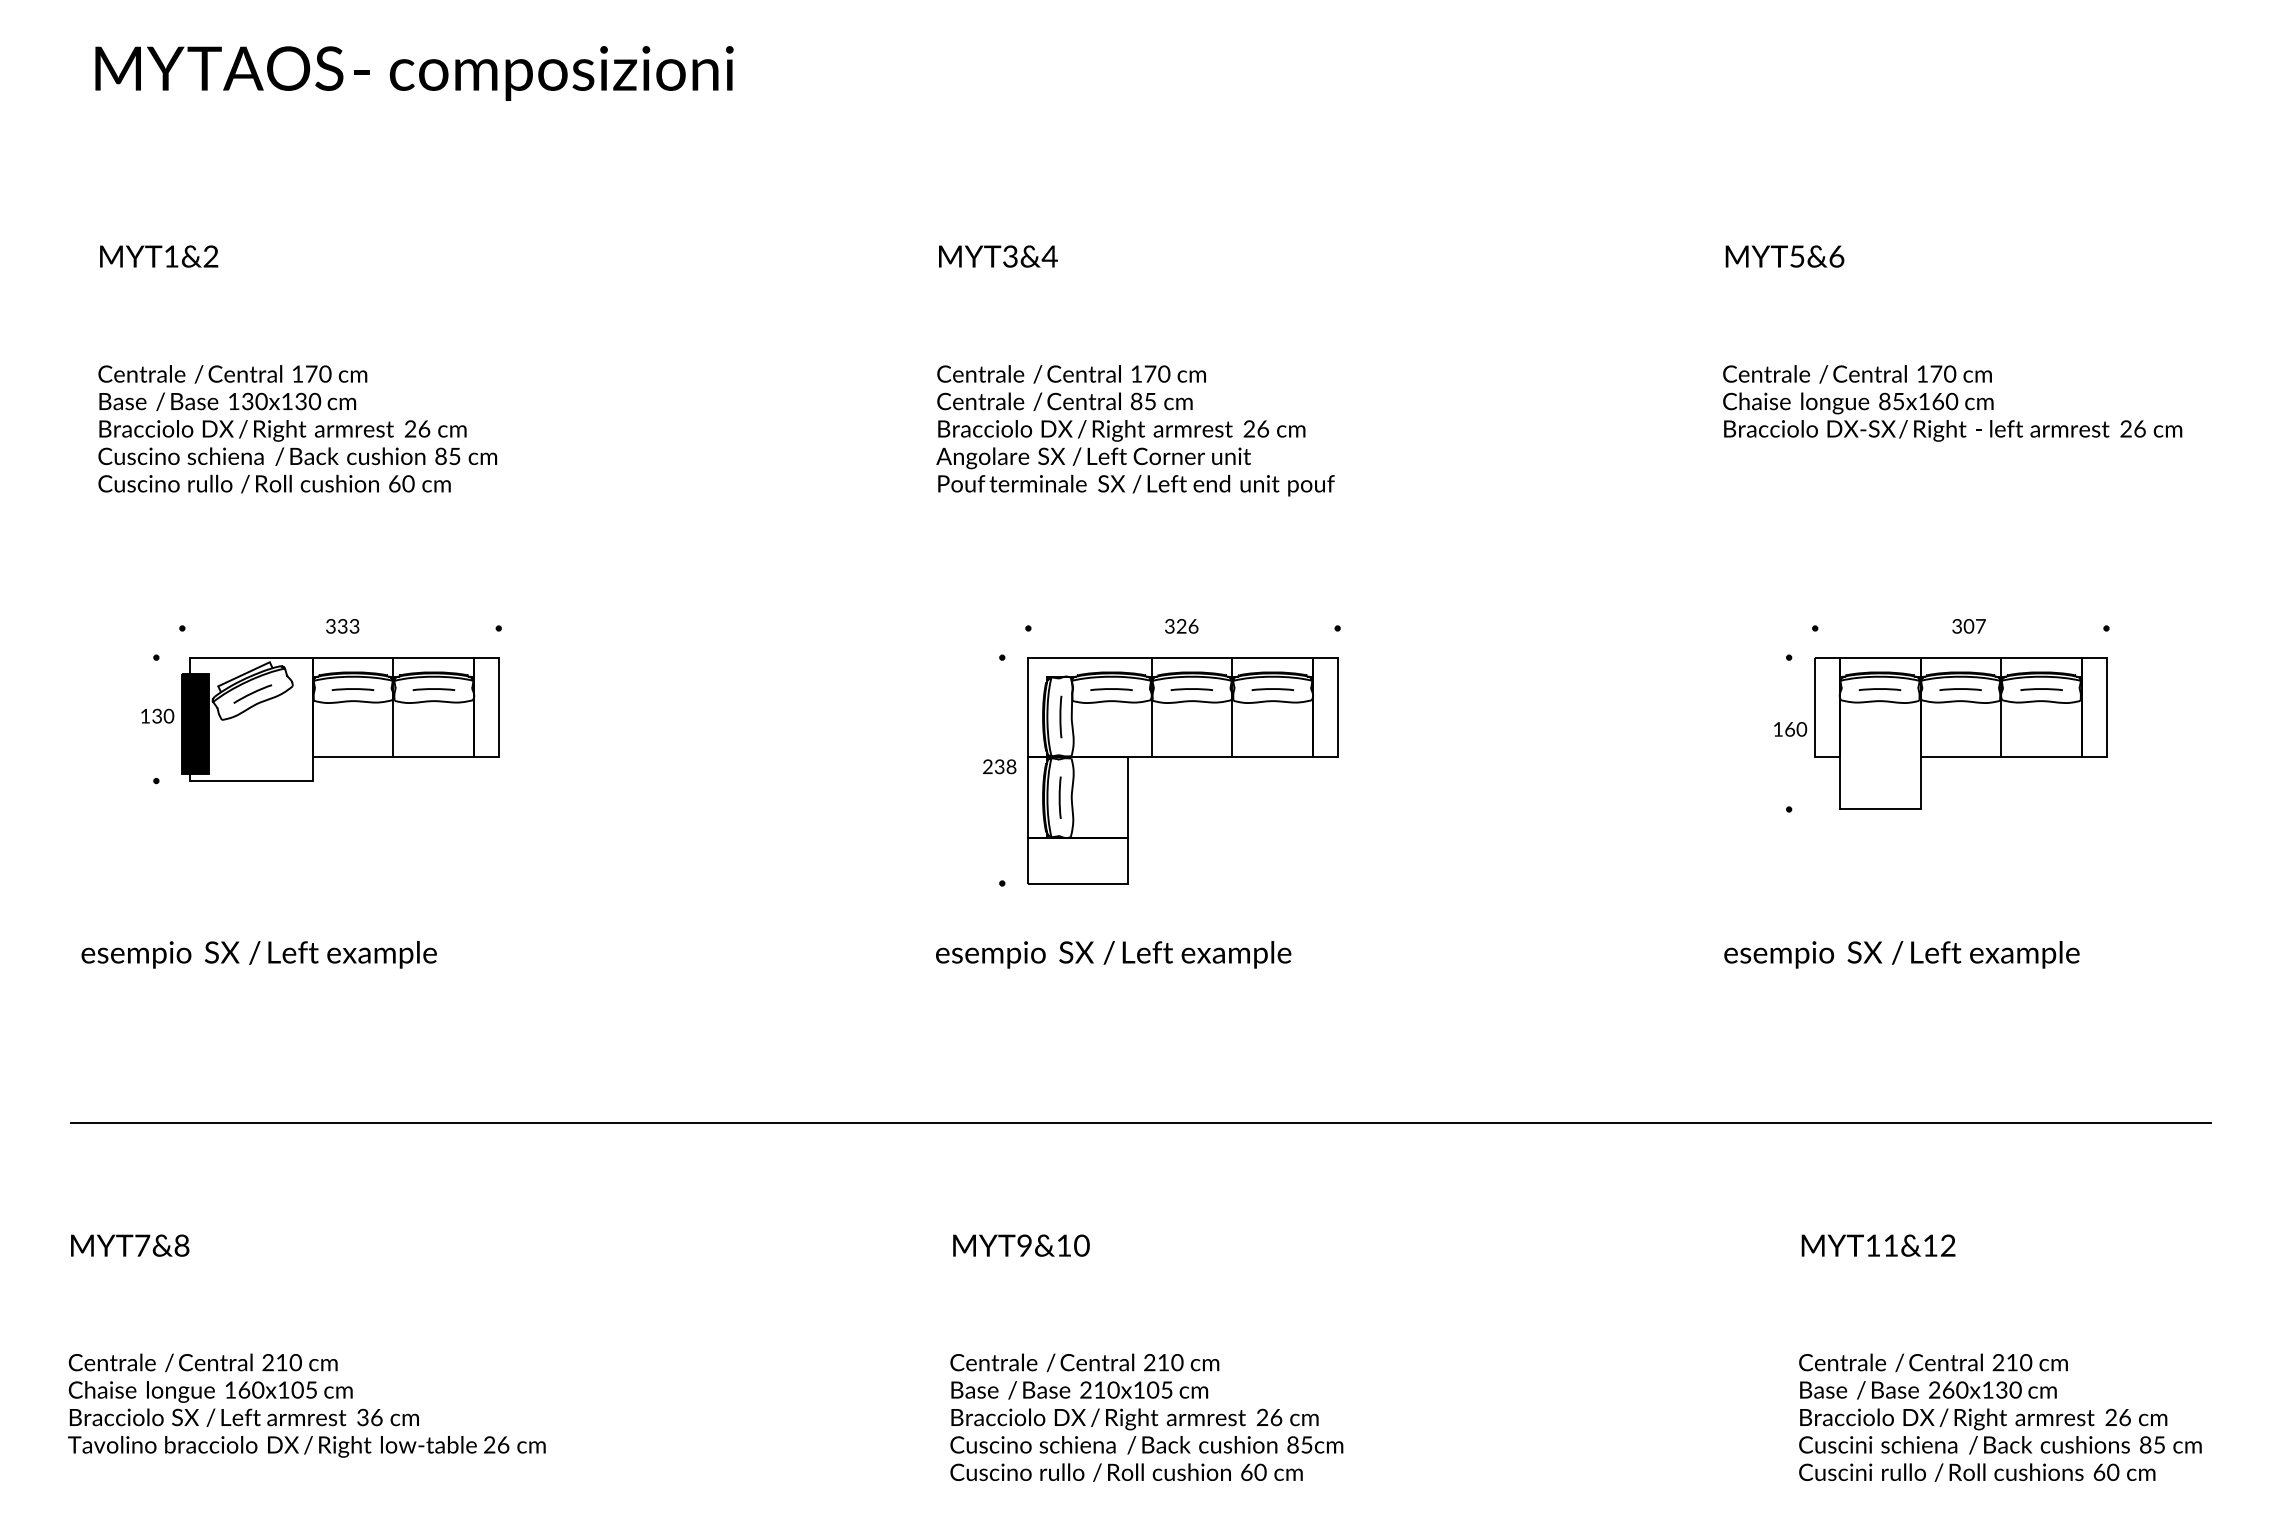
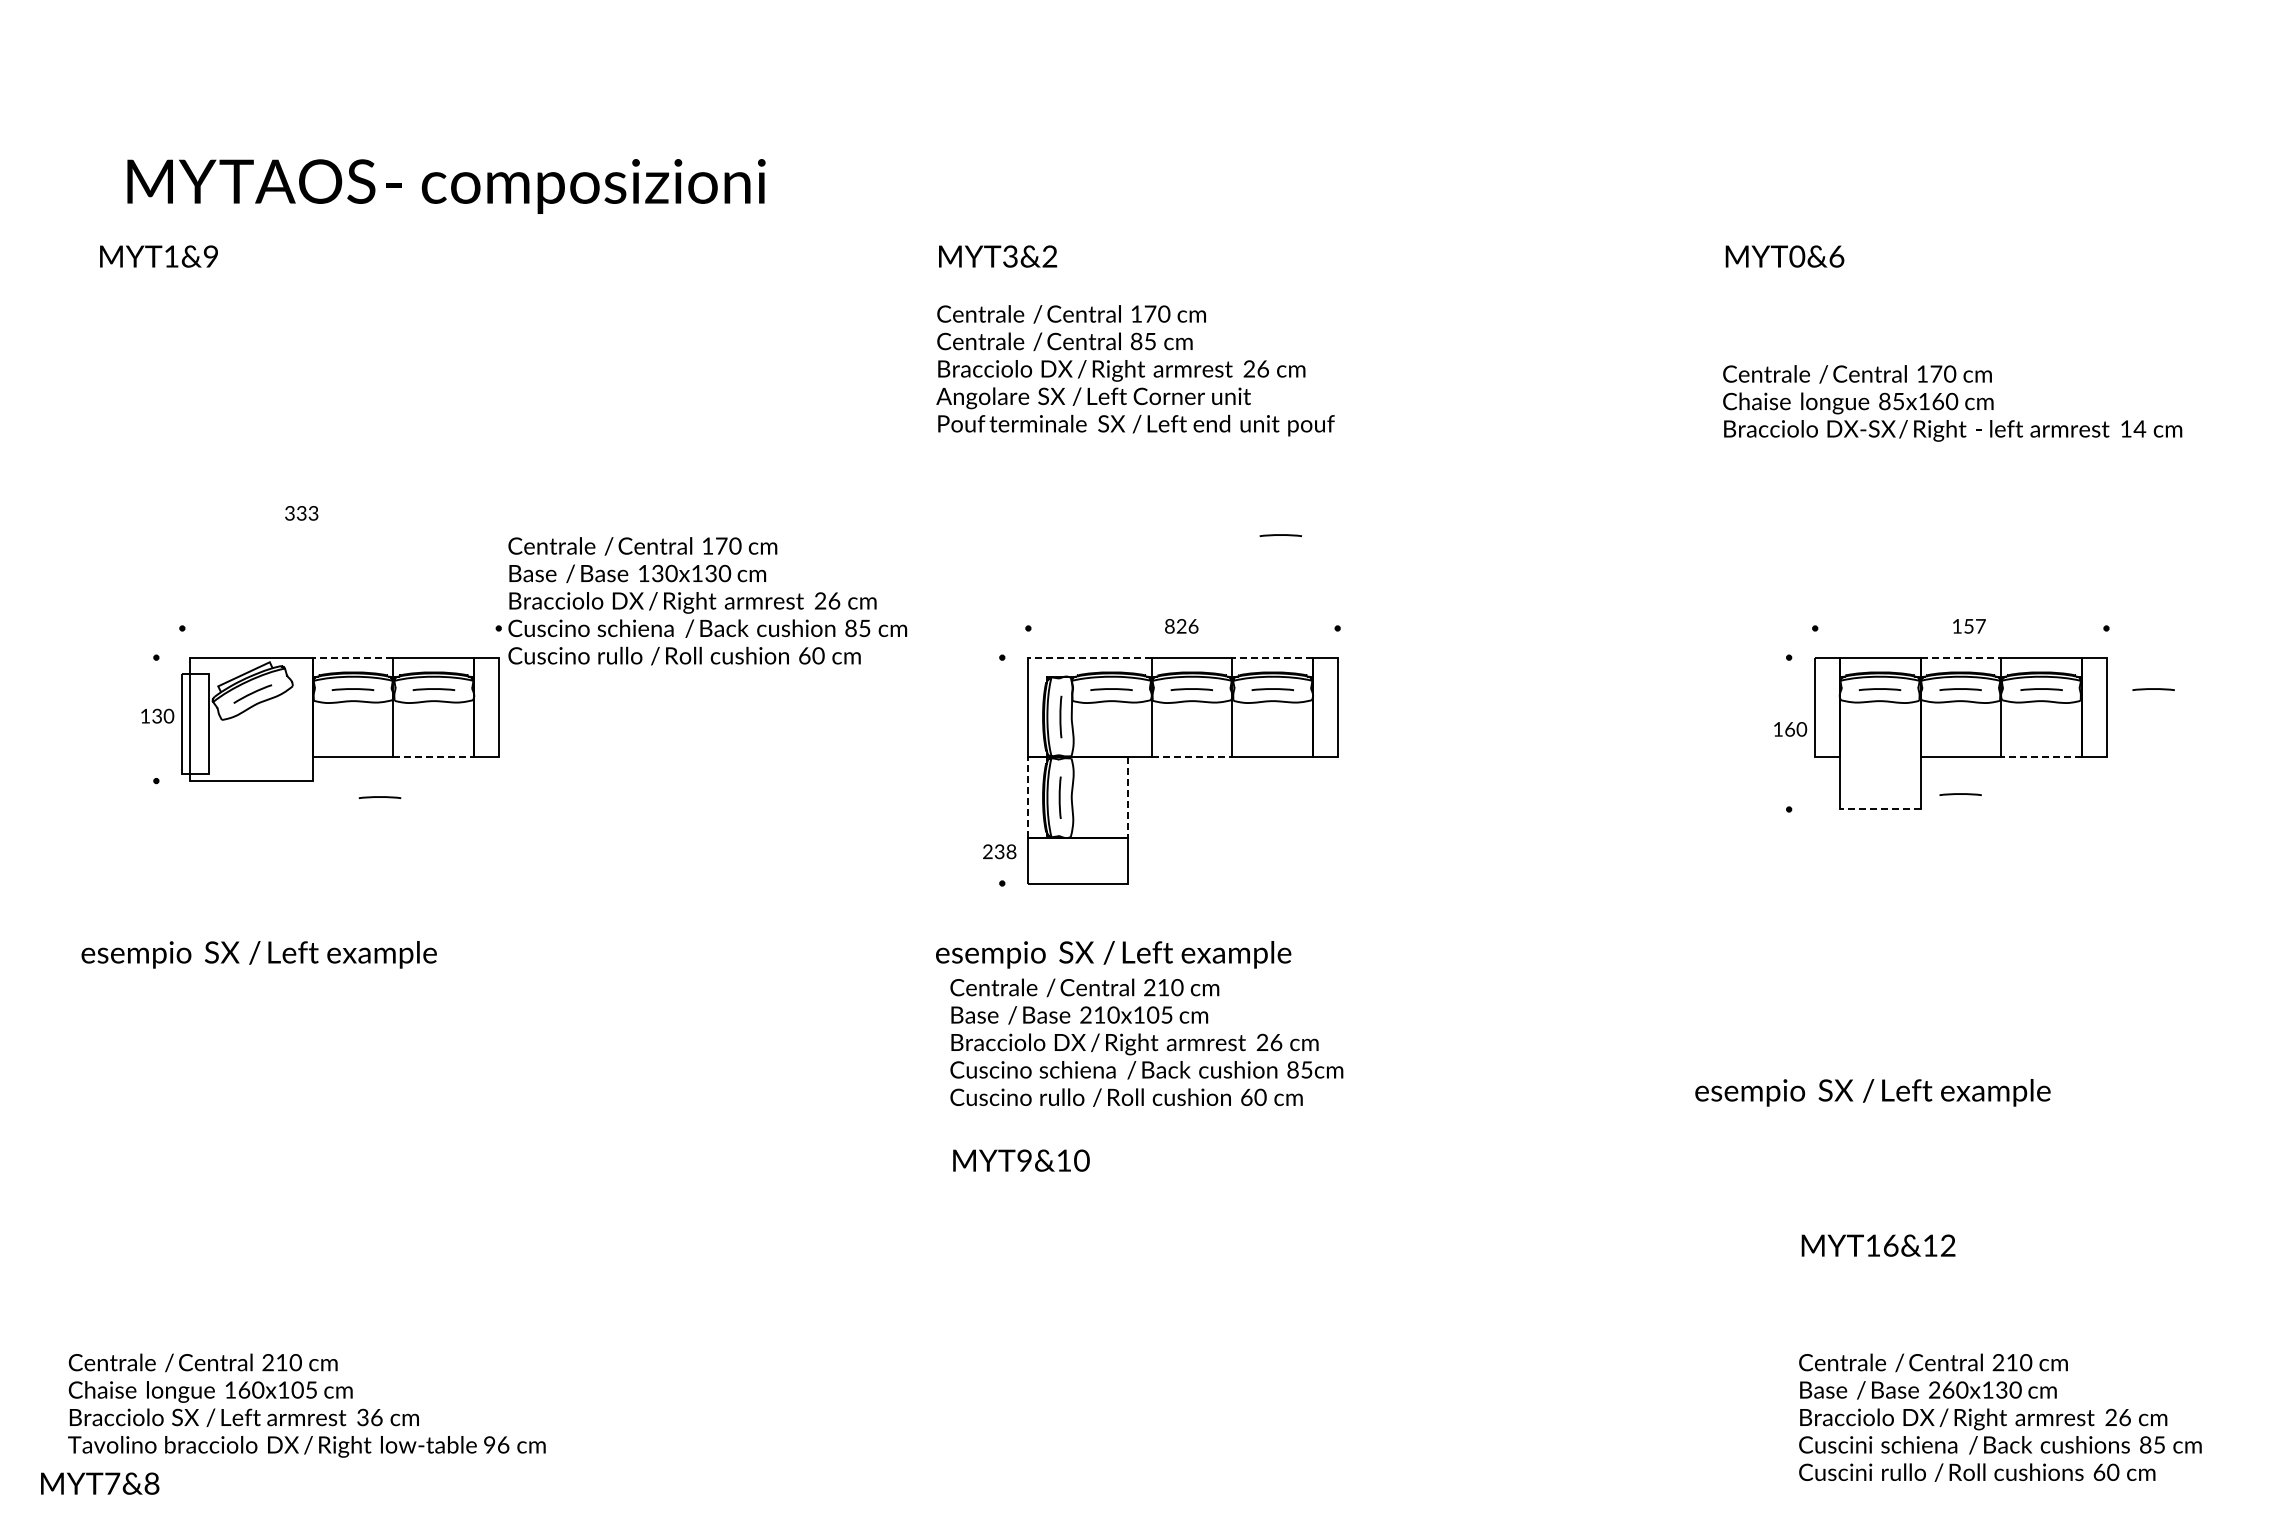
text position: (414, 73) -> (446, 186) (446, 186)
text: MYT1&2 -> MYT1&9 (210, 256)
text: MYT3&4 -> MYT3&2 (1049, 256)
text: MYT5&6 -> MYT0&6 (1797, 256)
text: 26 -> 14 (2133, 428)
text position: (297, 429) -> (707, 601) (707, 601)
text position: (1135, 430) -> (1135, 370) (1135, 370)
line: none -> present (1280, 535)
text position: (342, 626) -> (301, 513) (301, 513)
text: 326 -> 826 (1169, 626)
text: 307 -> 157 (1963, 626)
line: solid -> dashed (352, 657)
line: solid -> dashed (1090, 657)
line: solid -> dashed (1272, 657)
line: solid -> dashed (1961, 657)
line: none -> present (2153, 689)
fill: present -> none (195, 723)
line: solid -> dashed (434, 757)
line: solid -> dashed (1192, 757)
line: solid -> dashed (2041, 757)
text position: (999, 766) -> (999, 851) (999, 851)
line: none -> present (1960, 794)
line: none -> present (379, 797)
line: solid -> dashed (1028, 797)
line: solid -> dashed (1128, 798)
line: solid -> dashed (1879, 809)
text position: (1901, 954) -> (1872, 1092) (1872, 1092)
line: present -> none (1140, 1122)
text position: (130, 1245) -> (100, 1483) (100, 1483)
text position: (1021, 1245) -> (1021, 1160) (1021, 1160)
text: MYT11&12 -> MYT16&12 (1890, 1245)
text position: (1146, 1417) -> (1146, 1042) (1146, 1042)
text: 26 -> 96 (489, 1445)
